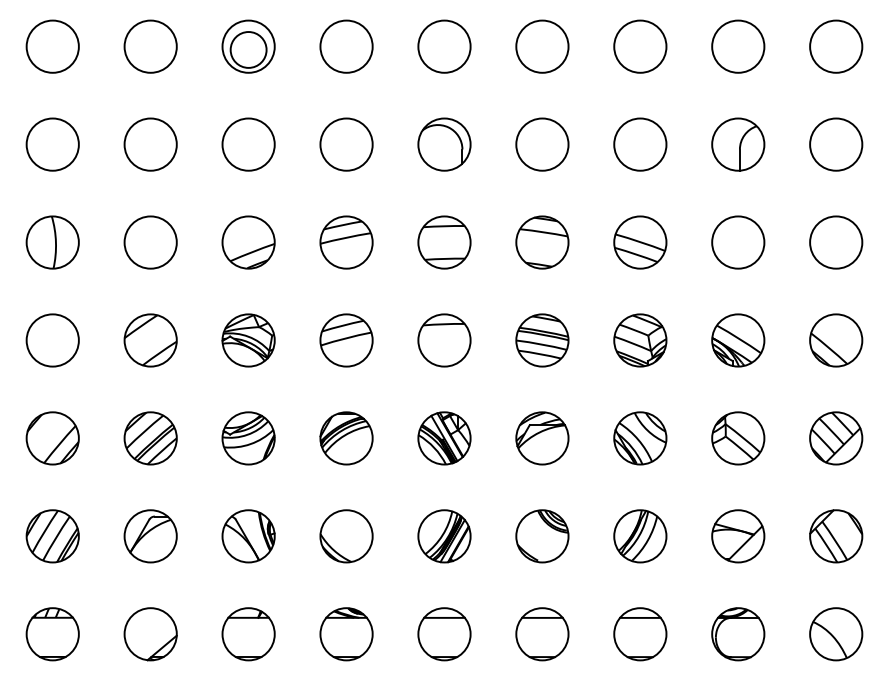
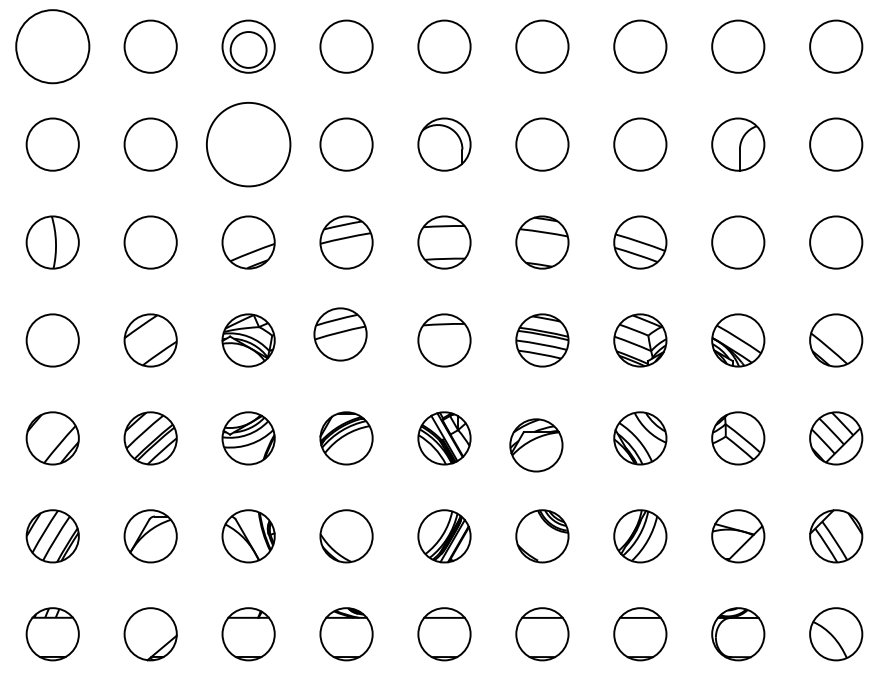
circle diameter: 52 px -> 73 px (52, 46)
circle diameter: 52 px -> 84 px (248, 144)
part position: (346, 340) -> (340, 334) (340, 334)
part position: (542, 438) -> (536, 445) (536, 445)
